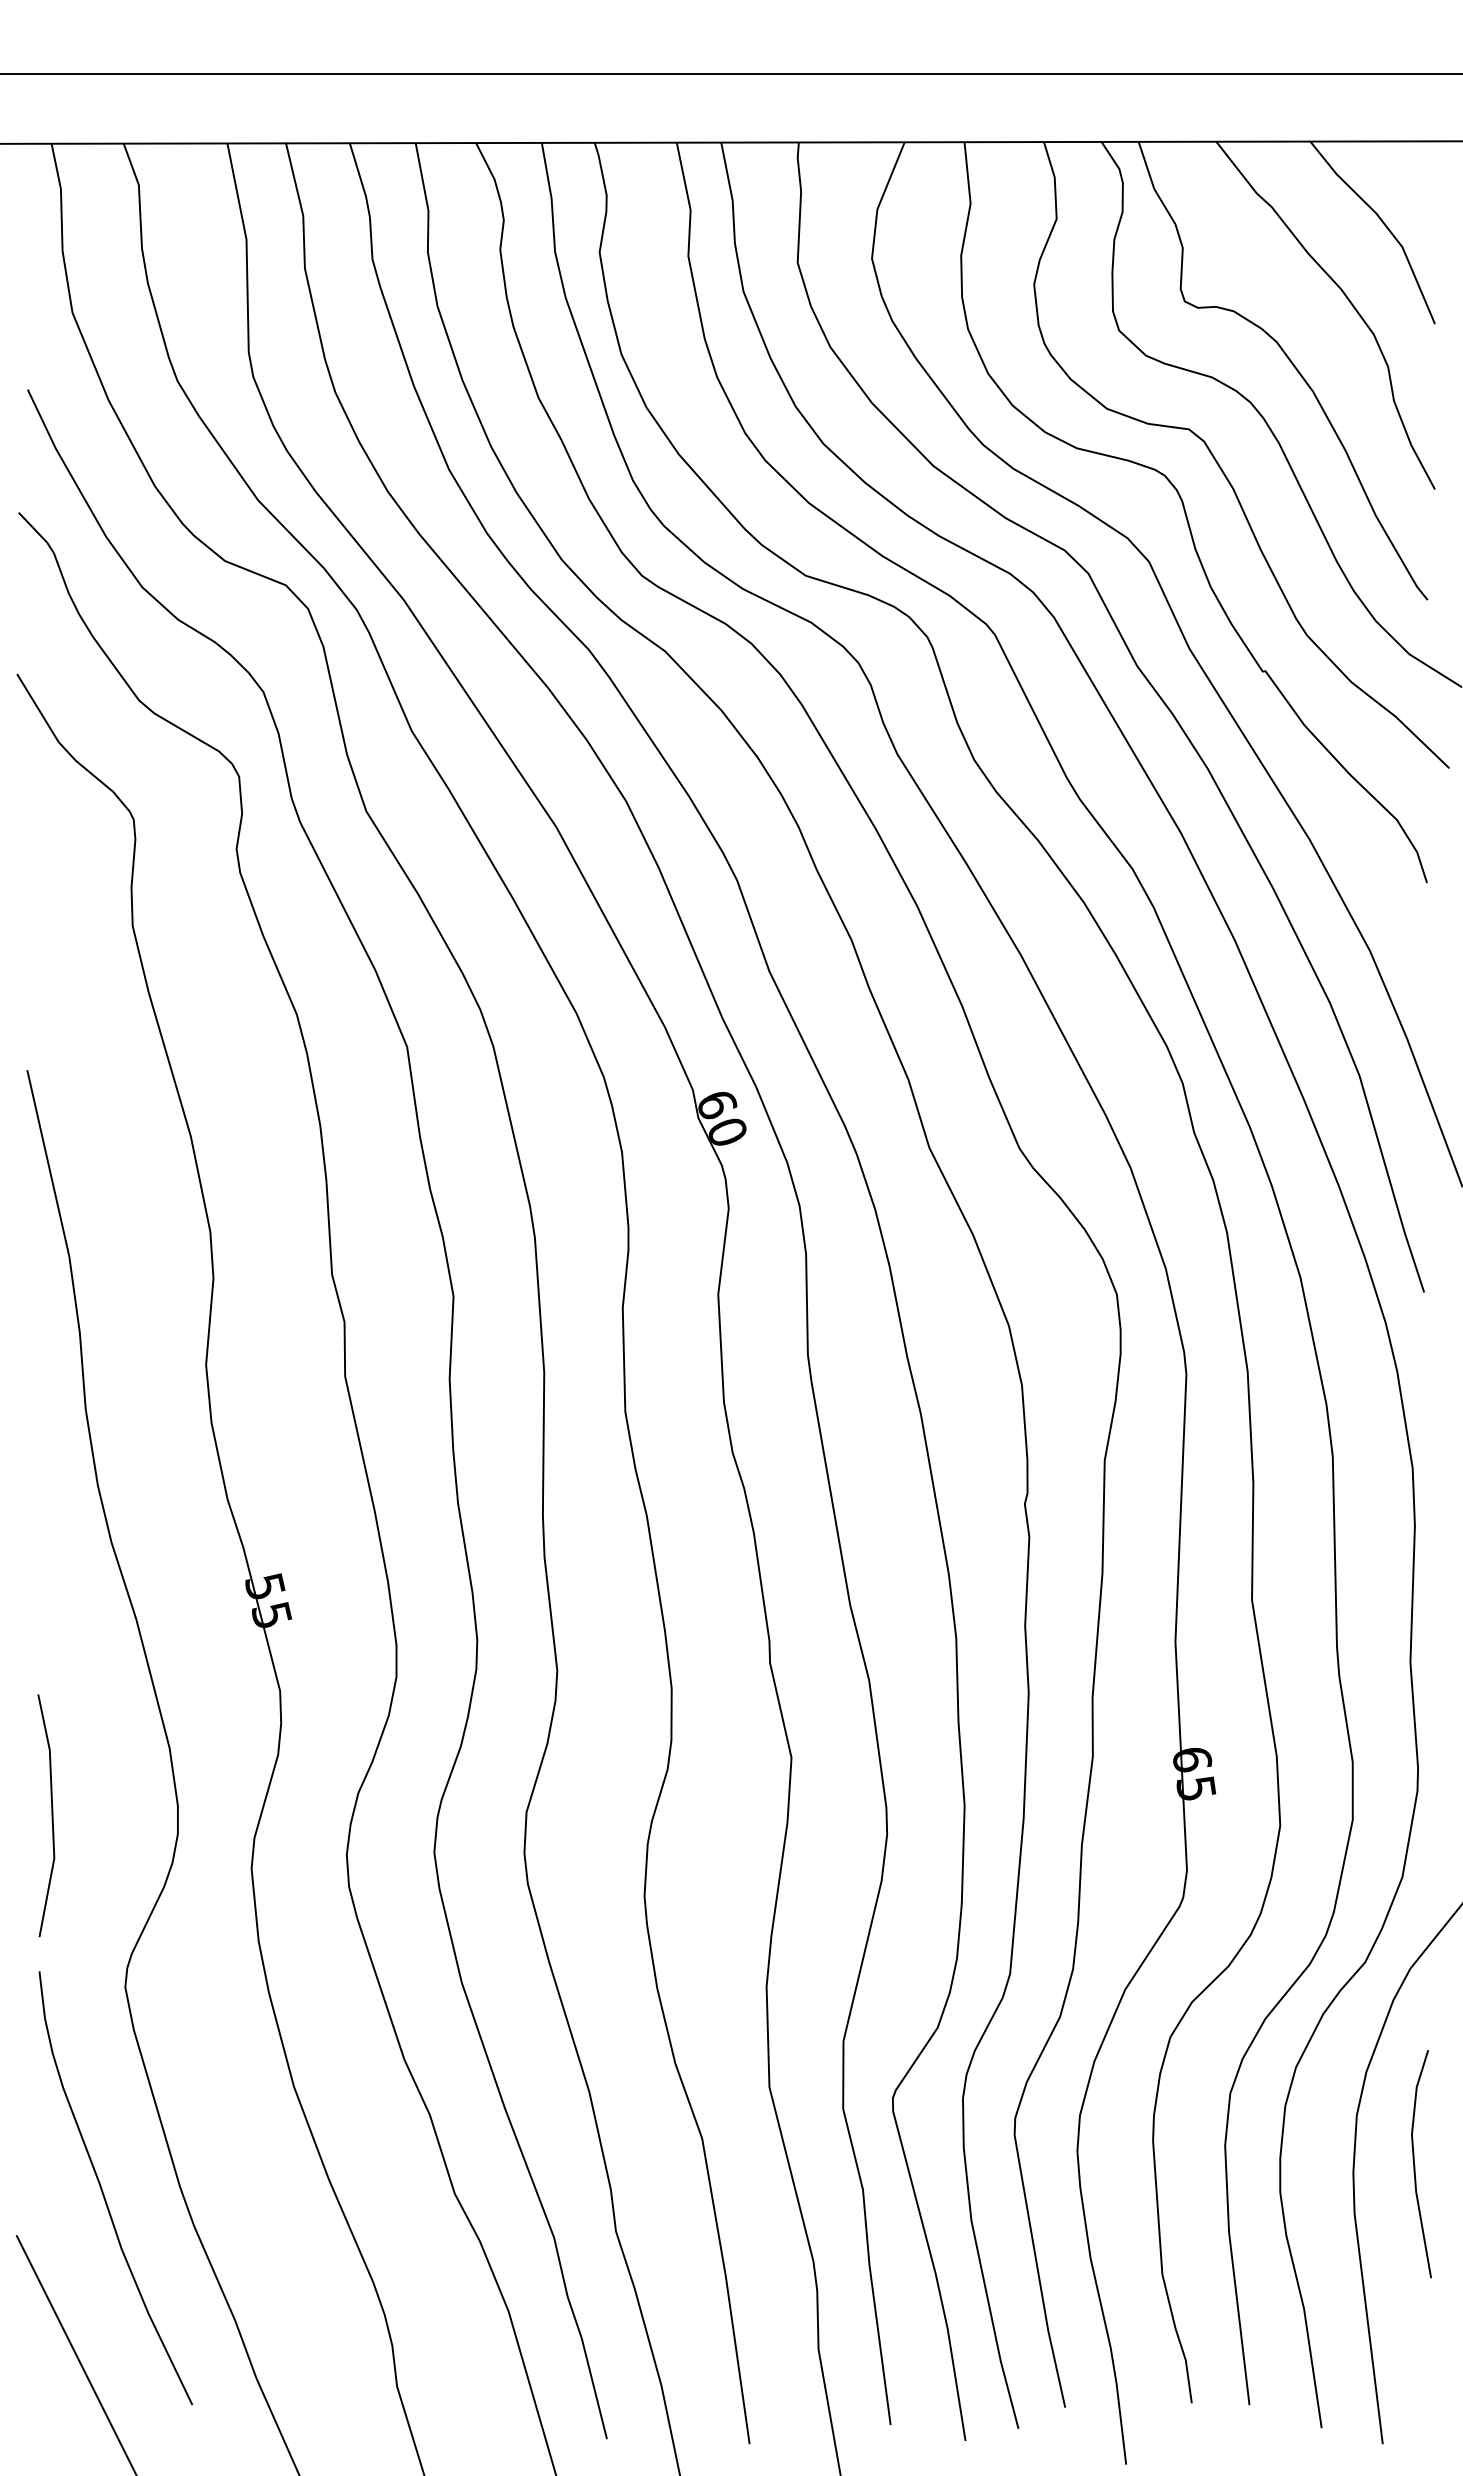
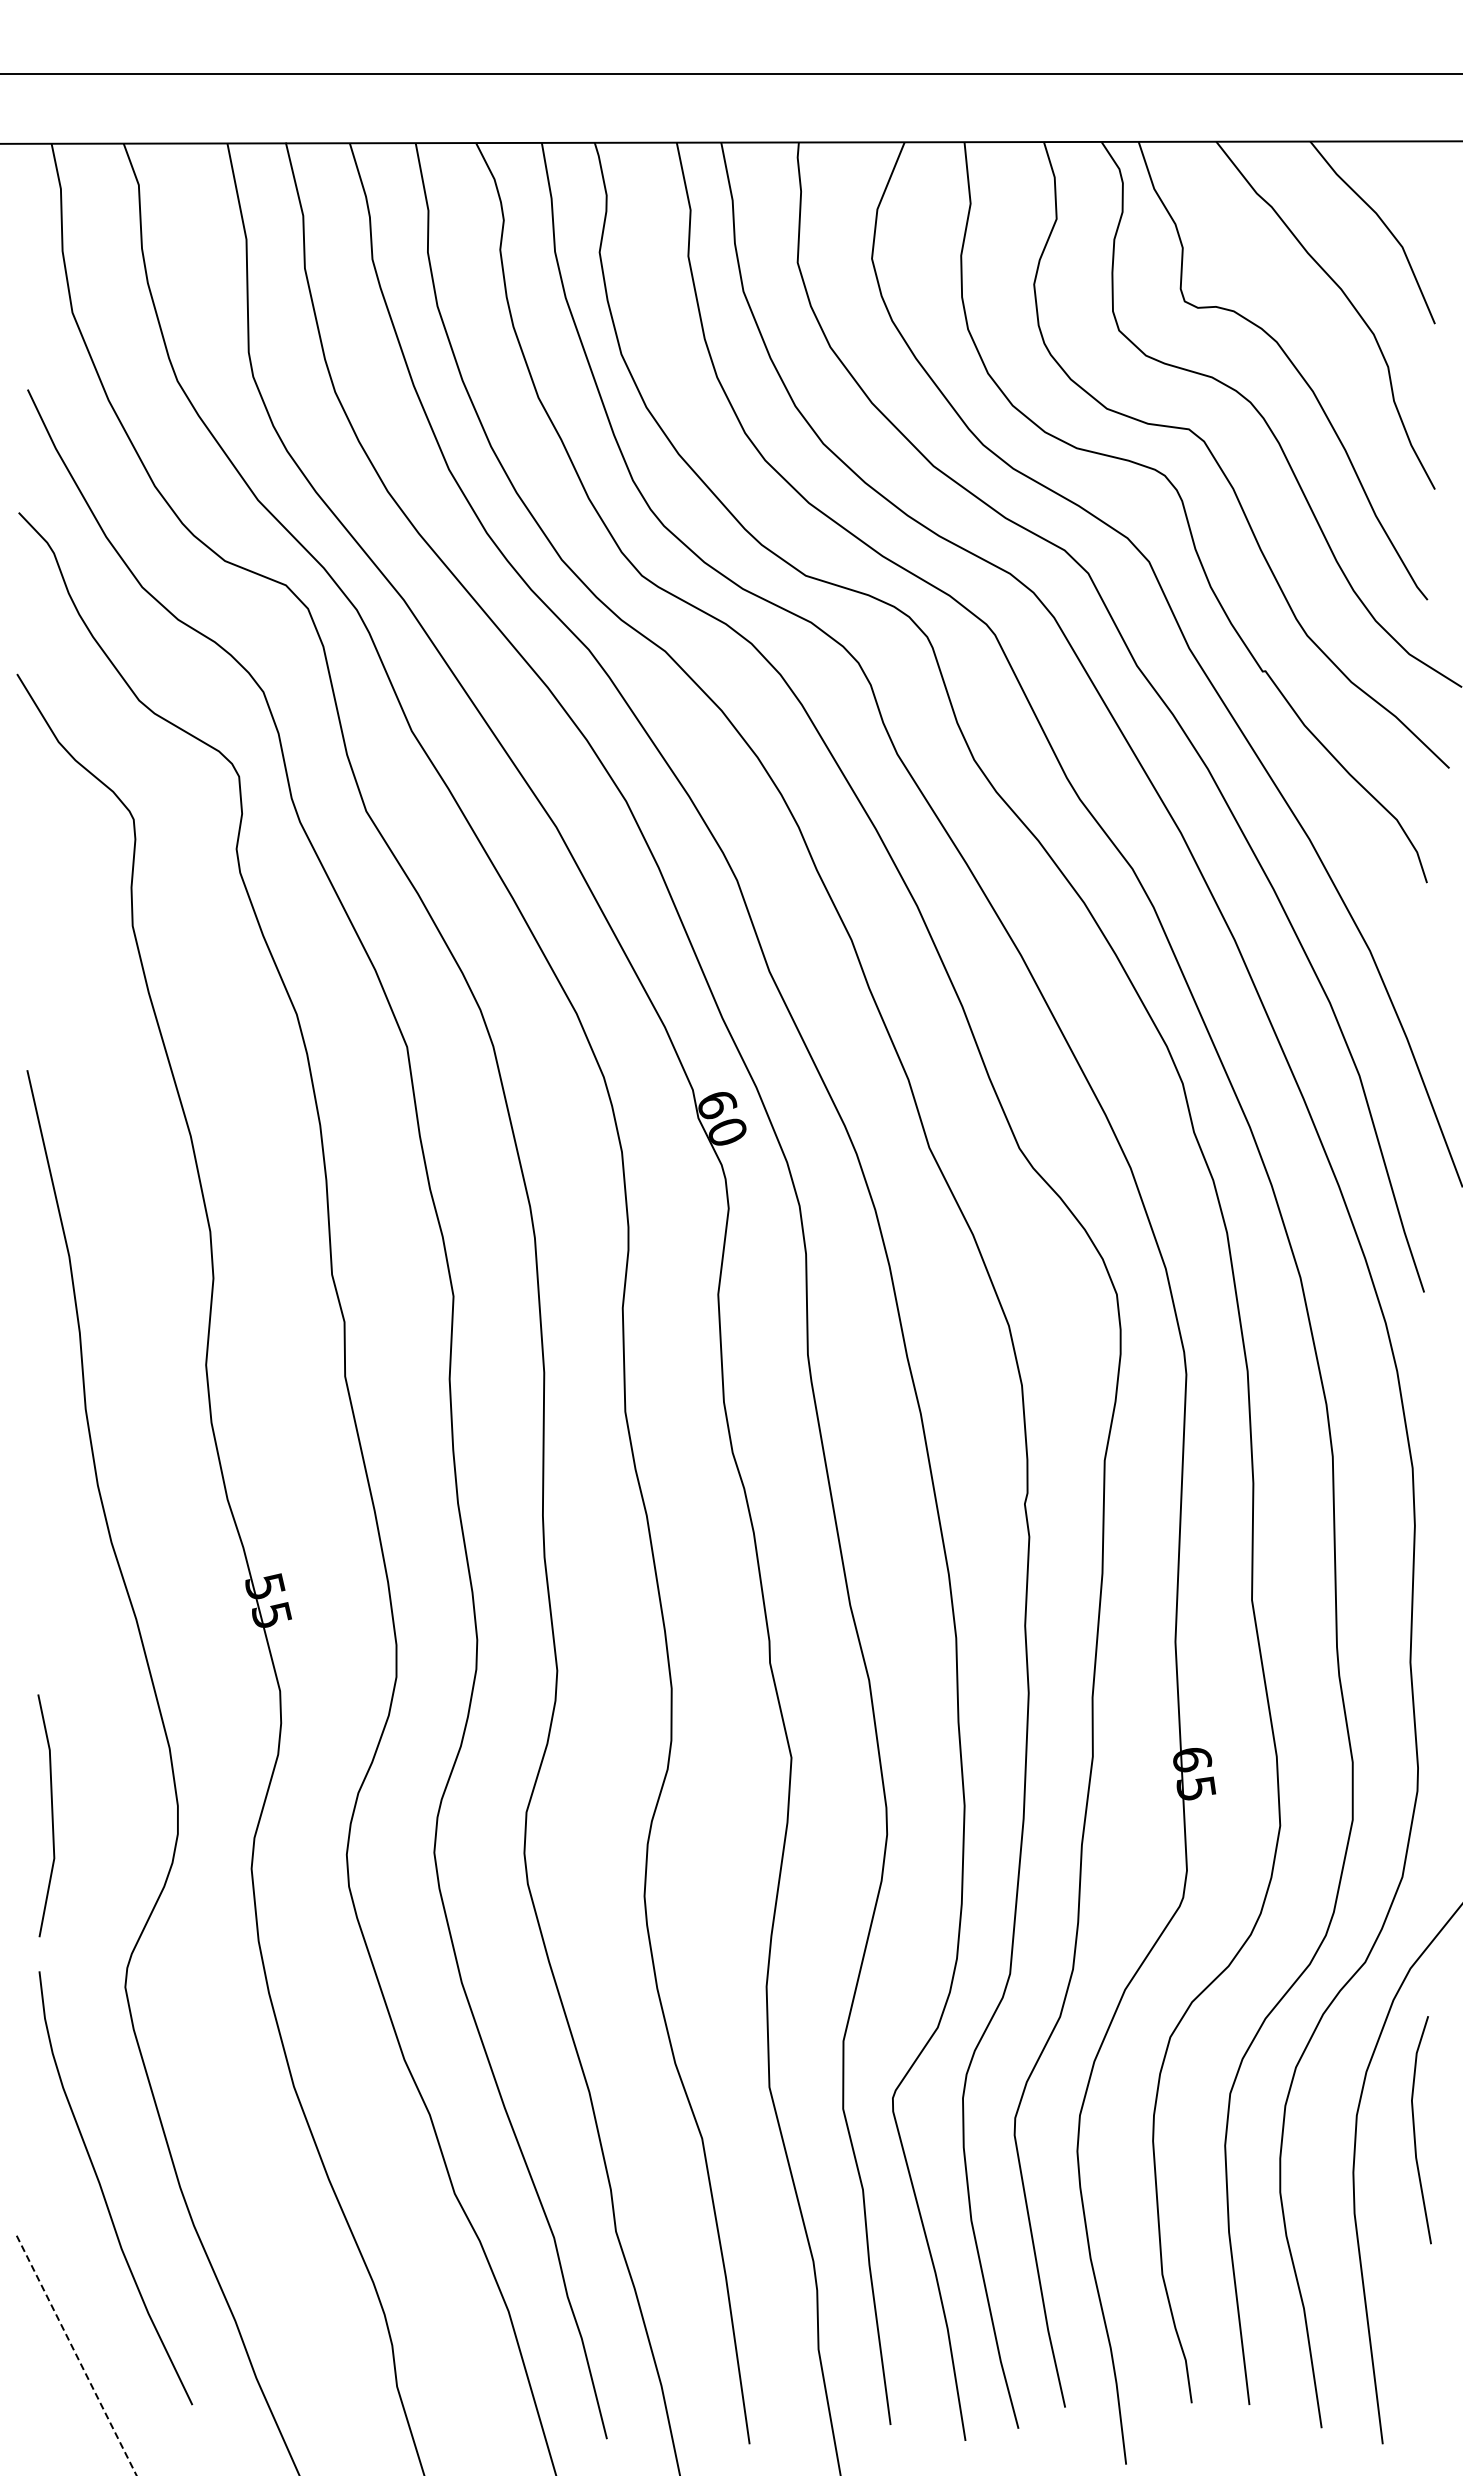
line position: (1415, 2165) -> (1415, 2131) (1415, 2131)
line: solid -> dashed (76, 2354)
